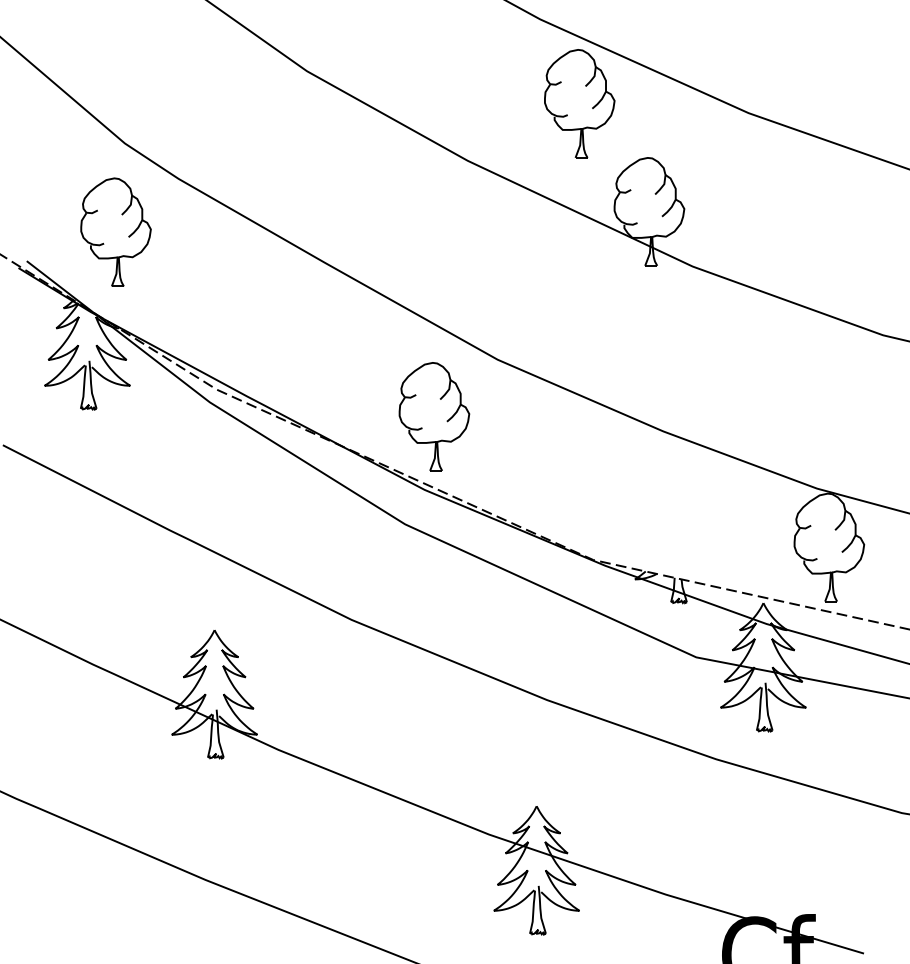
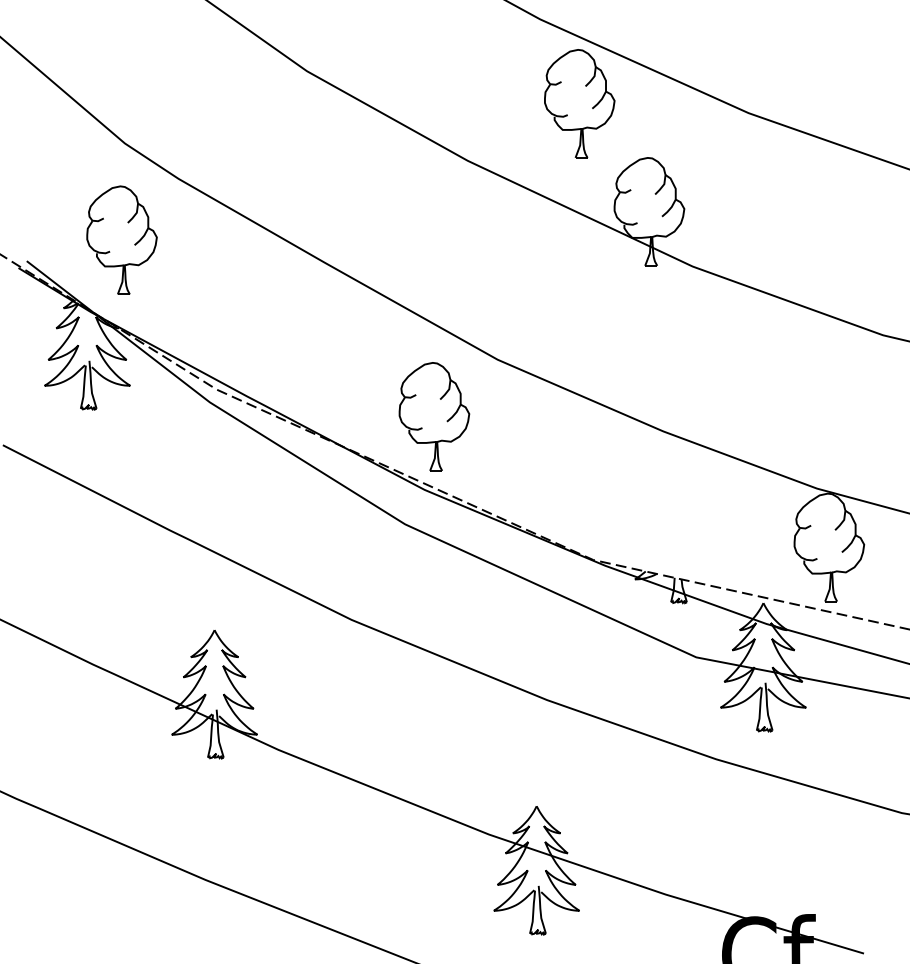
part position: (115, 231) -> (121, 239) (121, 239)
